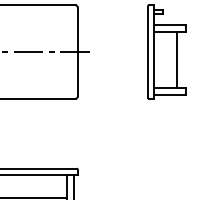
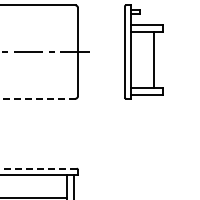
part position: (166, 51) -> (143, 51) (143, 51)
line: solid -> dashed (37, 98)
line: solid -> dashed (37, 168)
